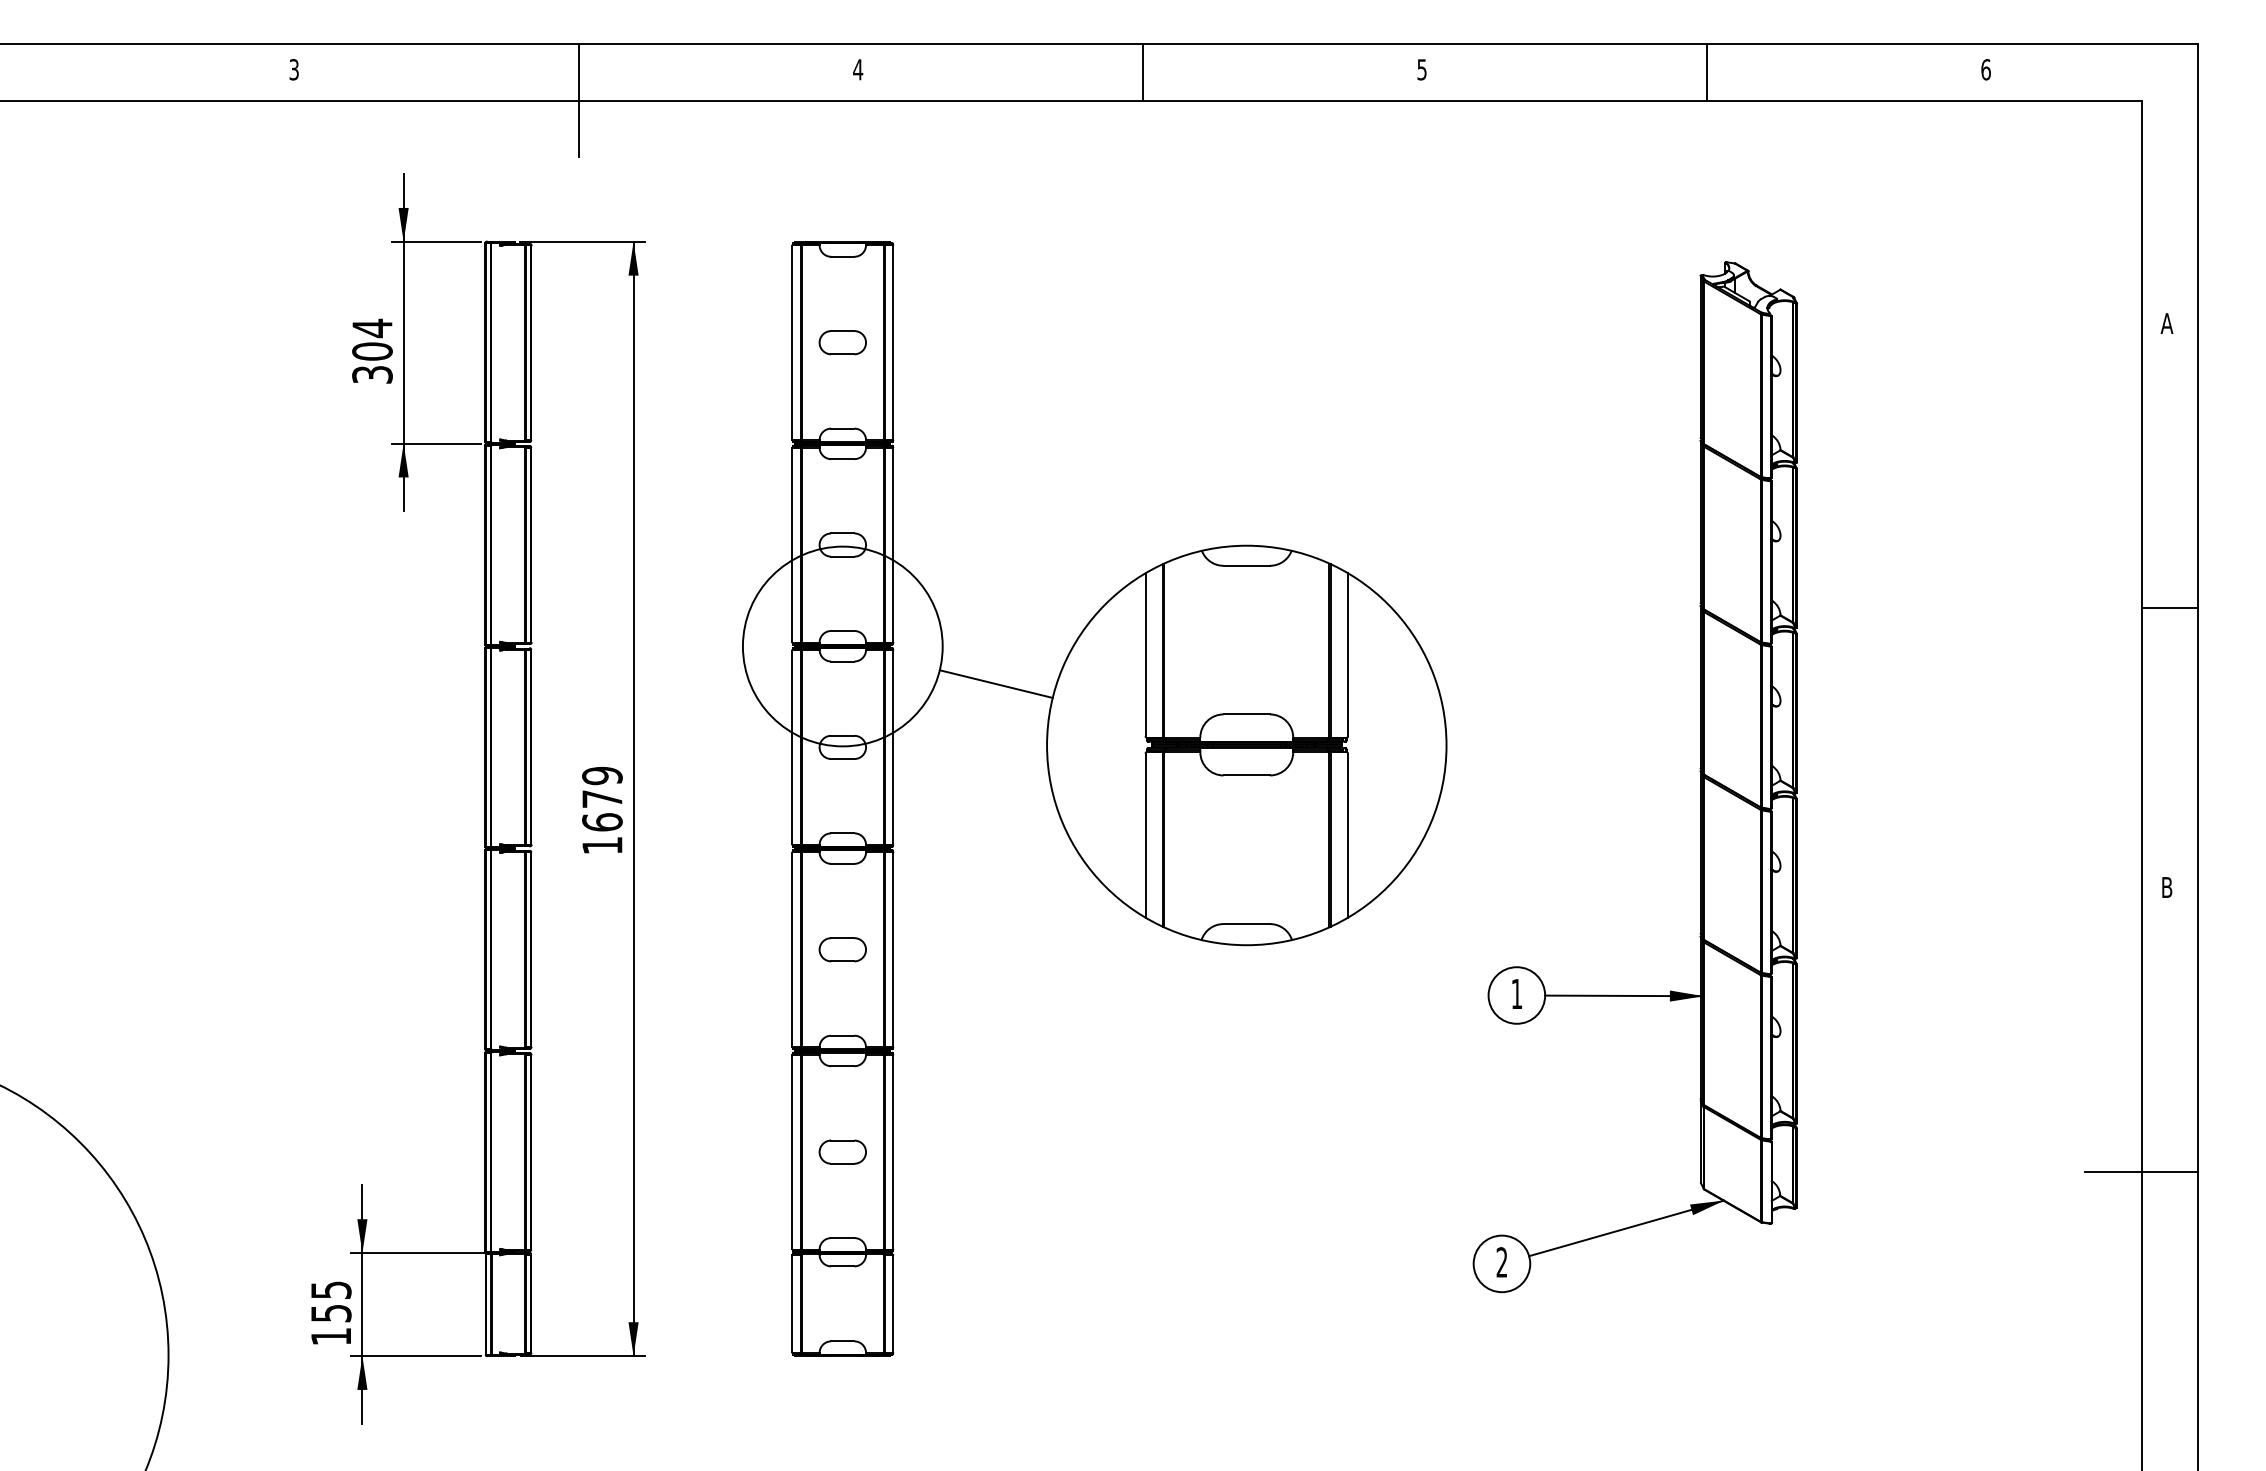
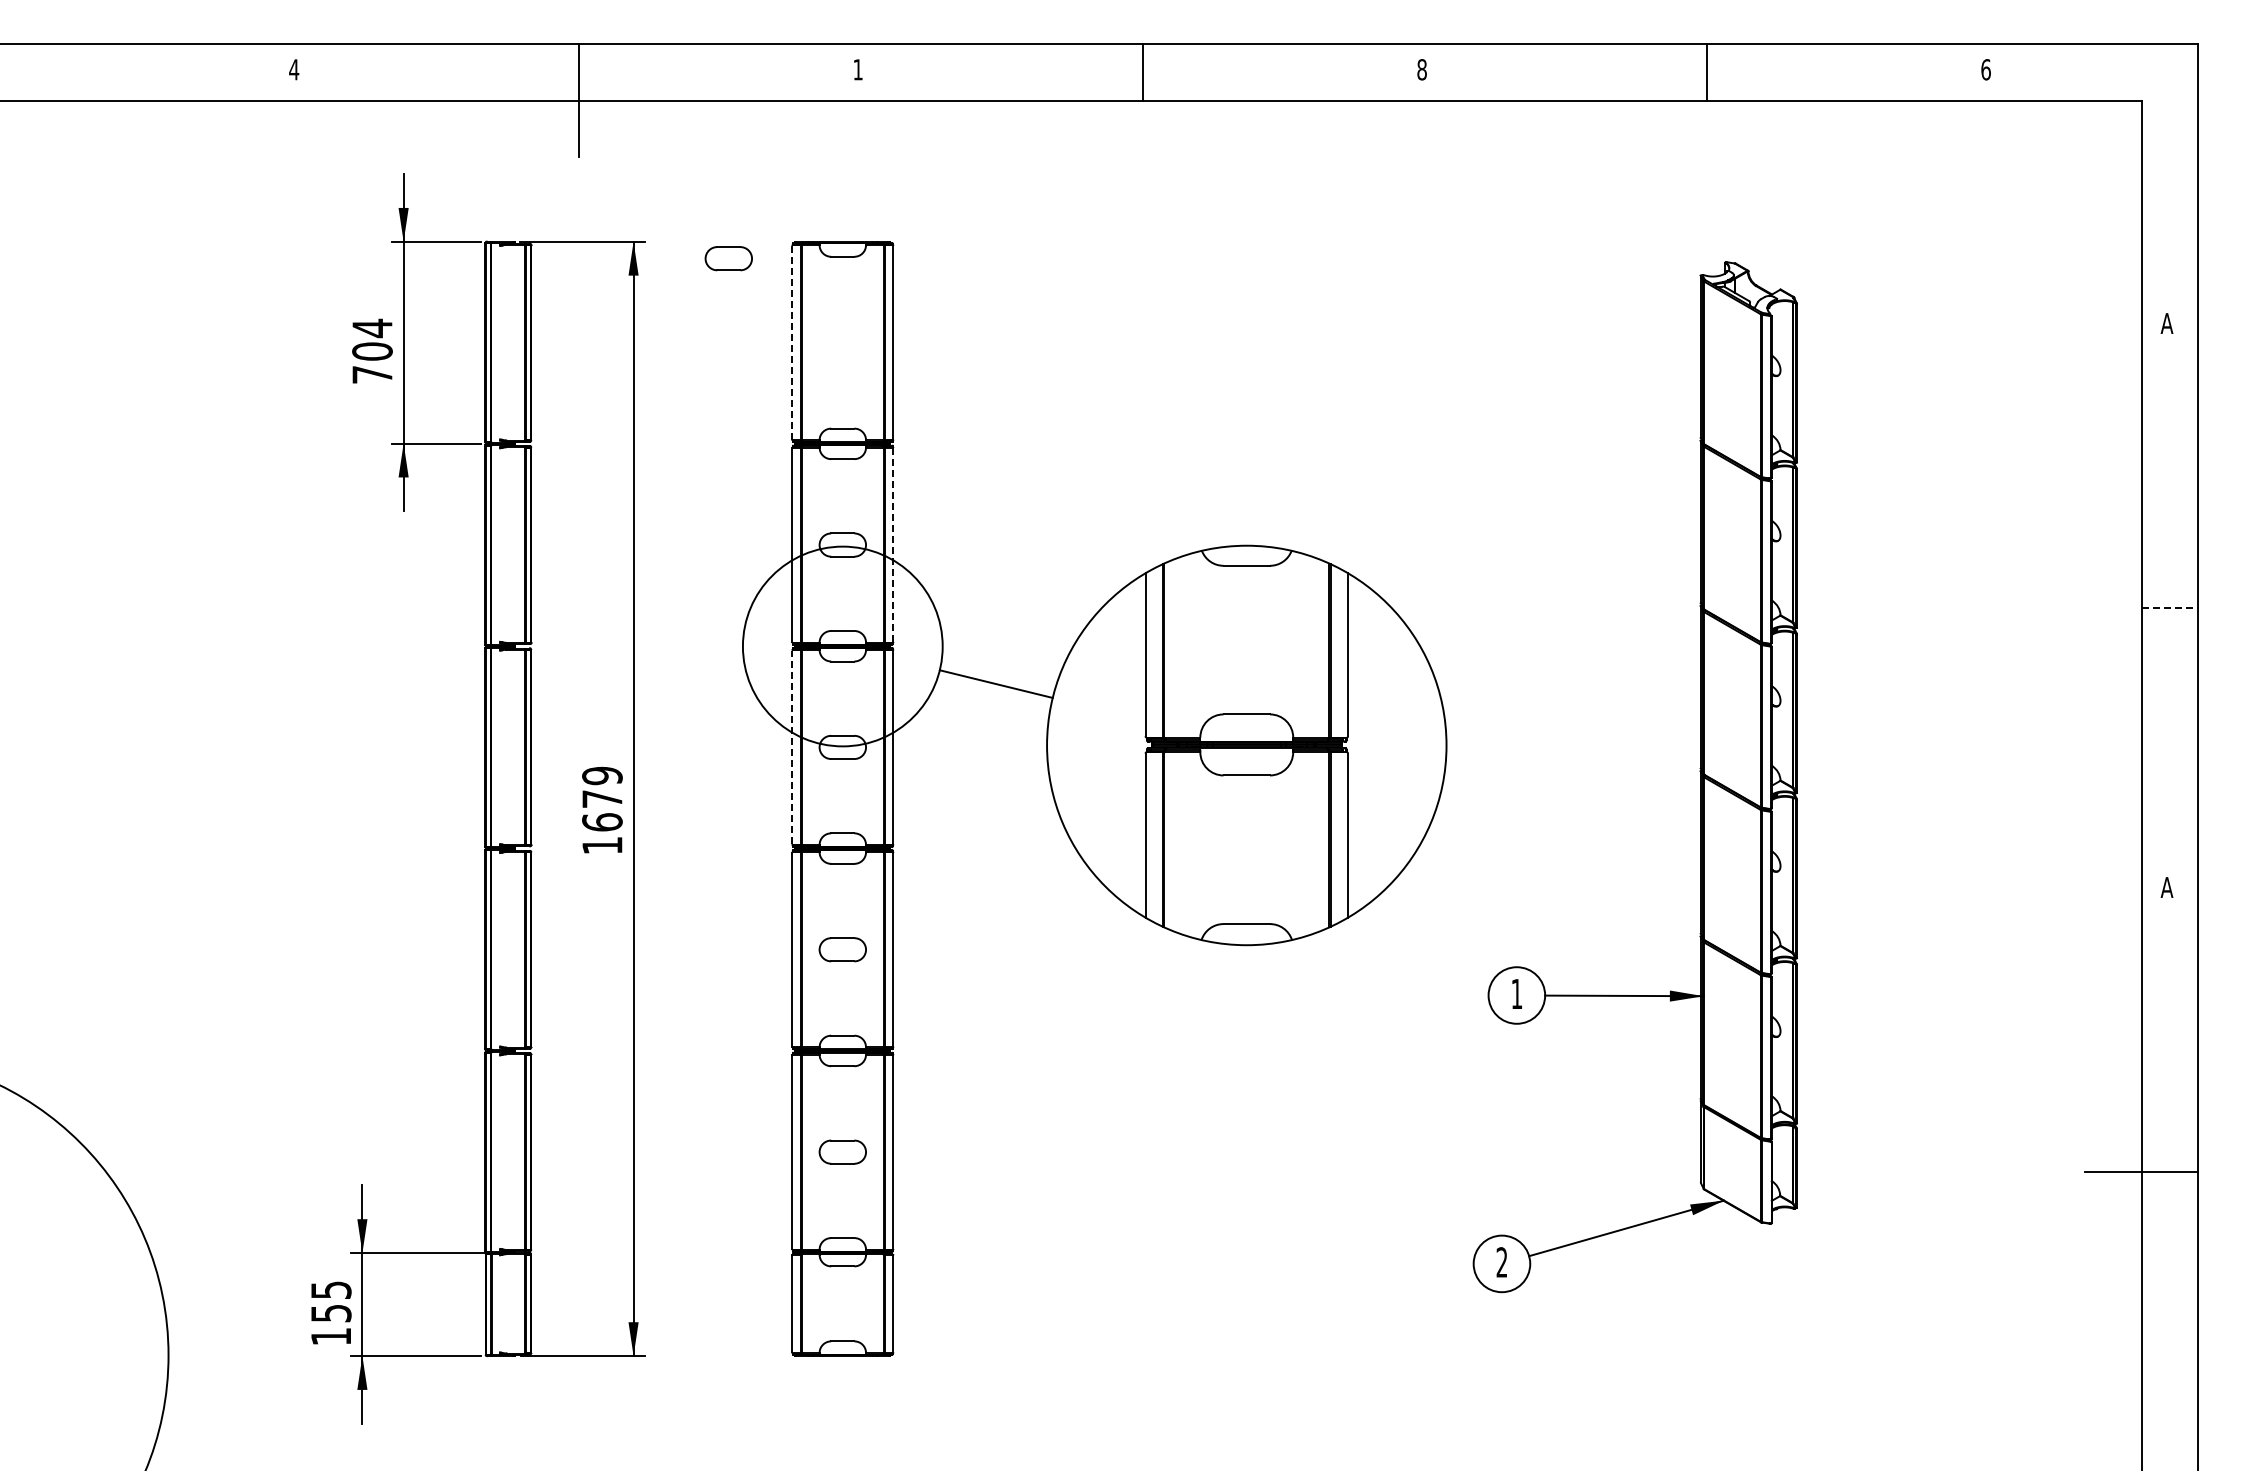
text: 3 -> 4 (294, 69)
text: 4 -> 1 (858, 69)
text: 5 -> 8 (1421, 69)
line: solid -> dashed (792, 342)
part position: (842, 342) -> (728, 258) (728, 258)
text: 304 -> 704 (372, 374)
line: solid -> dashed (893, 545)
line: solid -> dashed (2170, 608)
line: solid -> dashed (792, 747)
text: B -> A (2166, 887)
